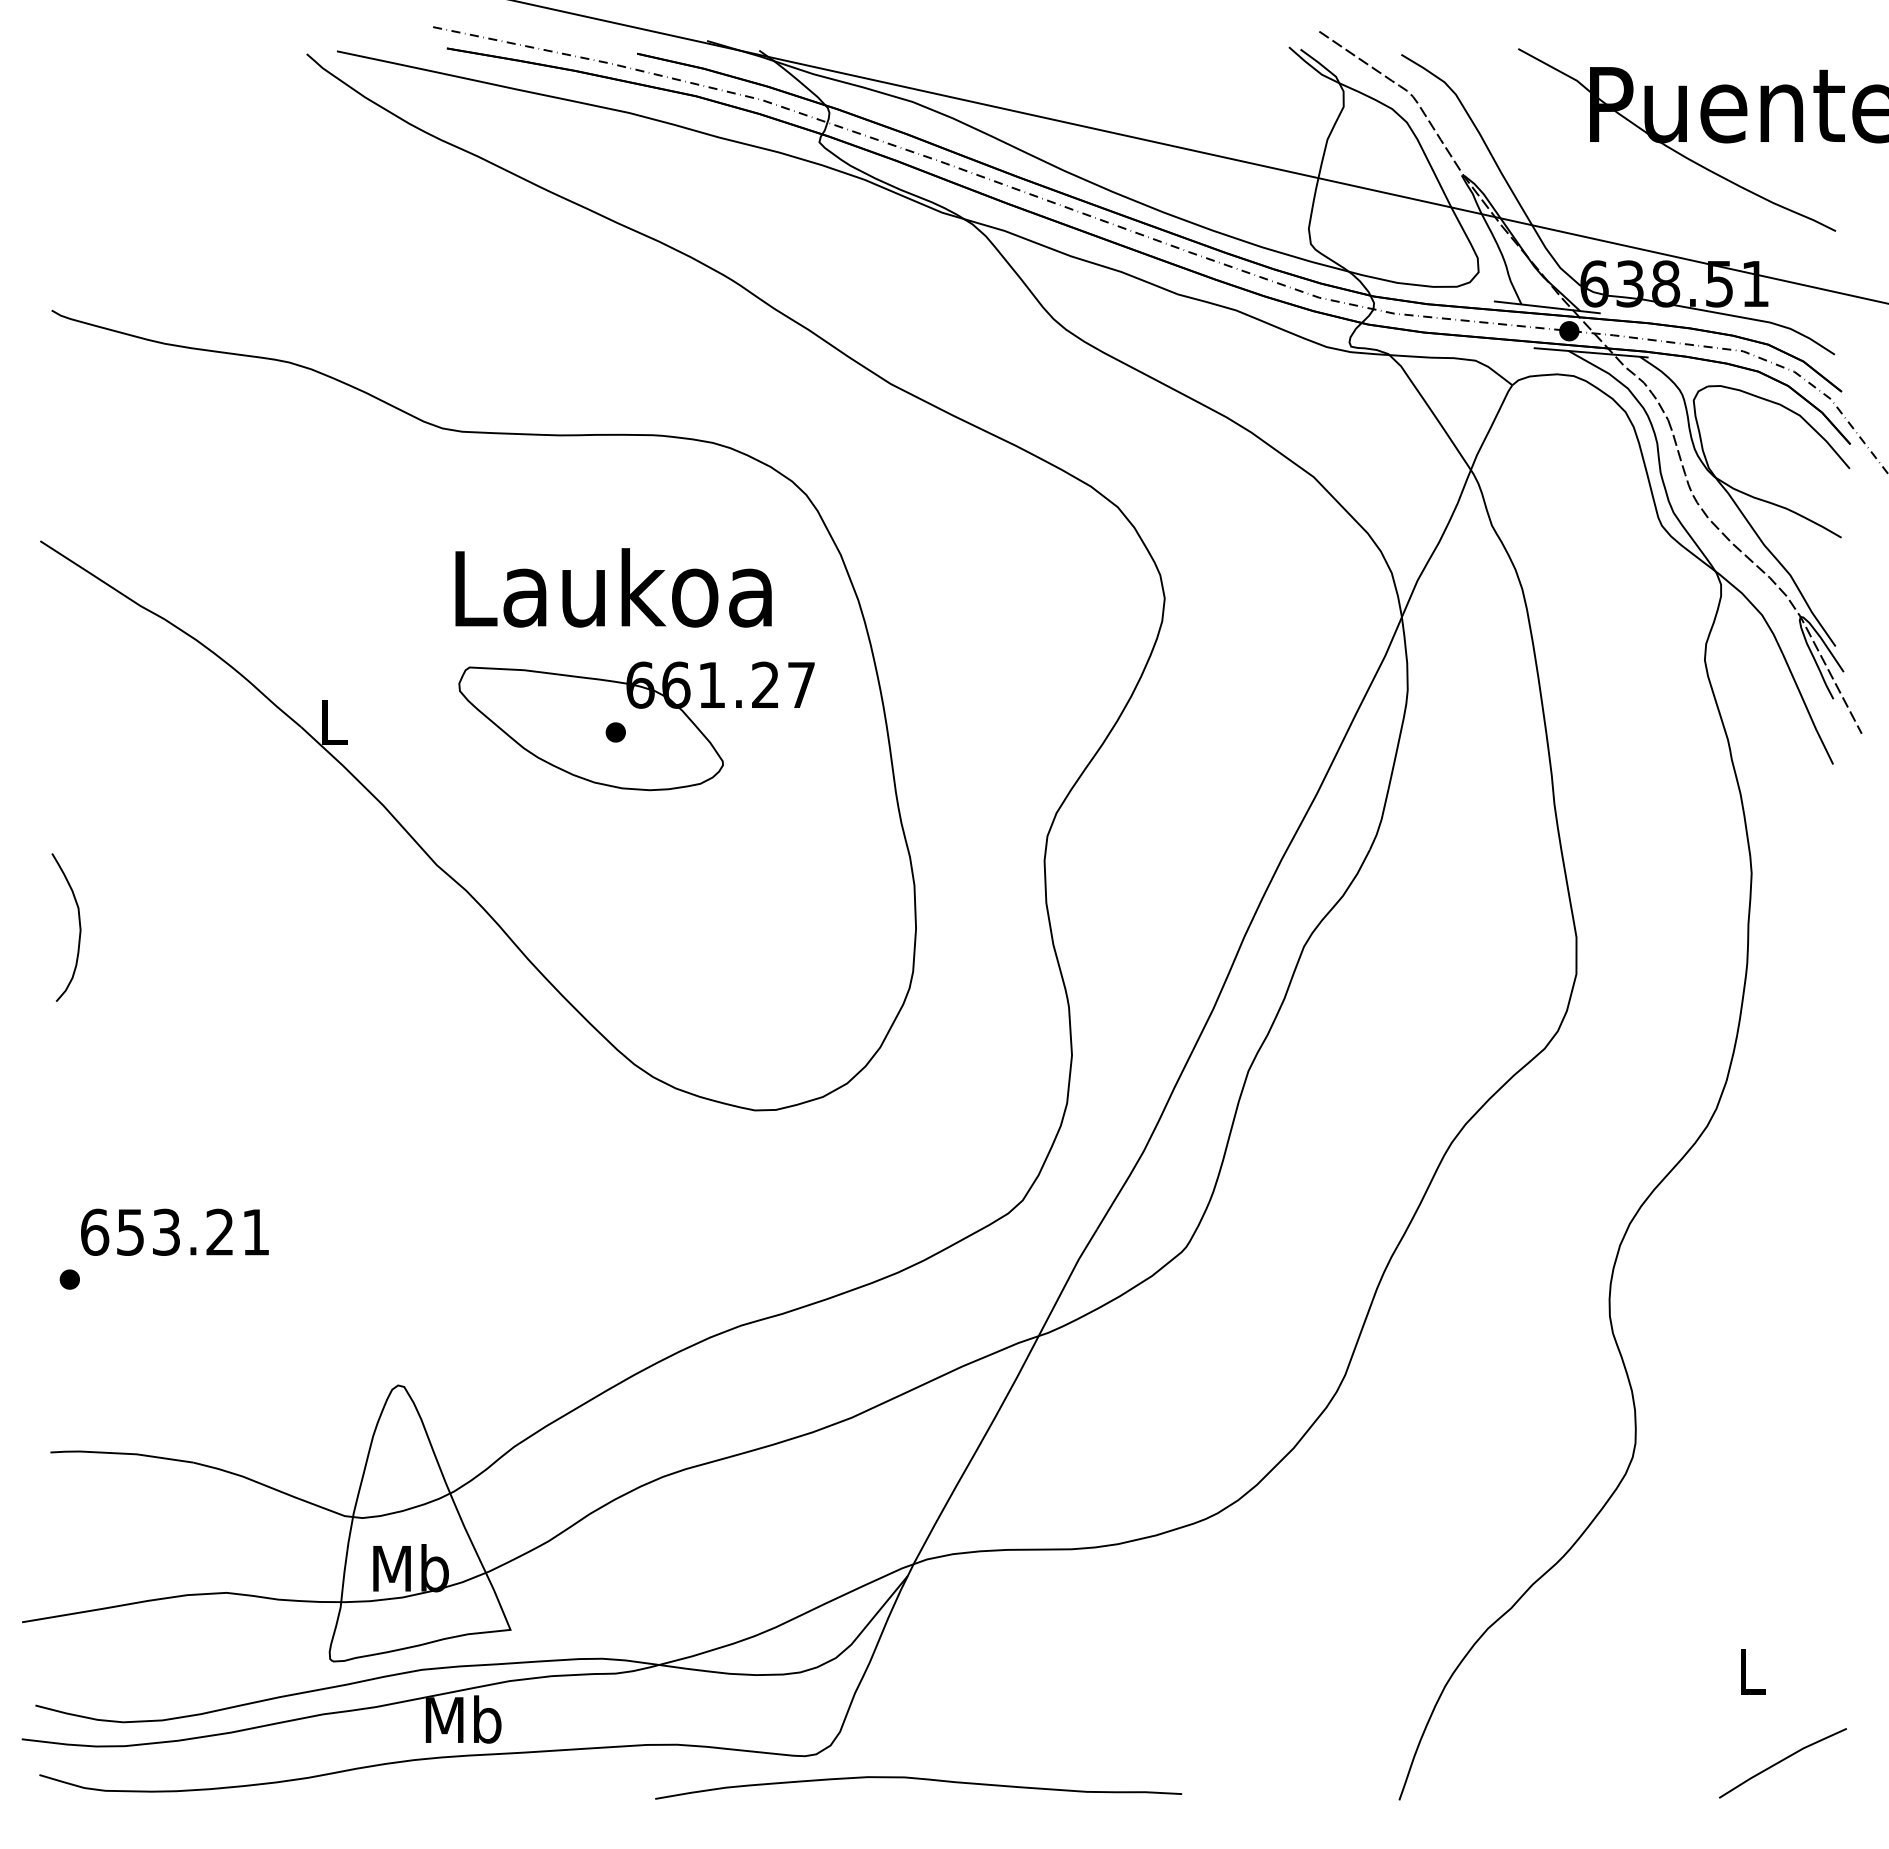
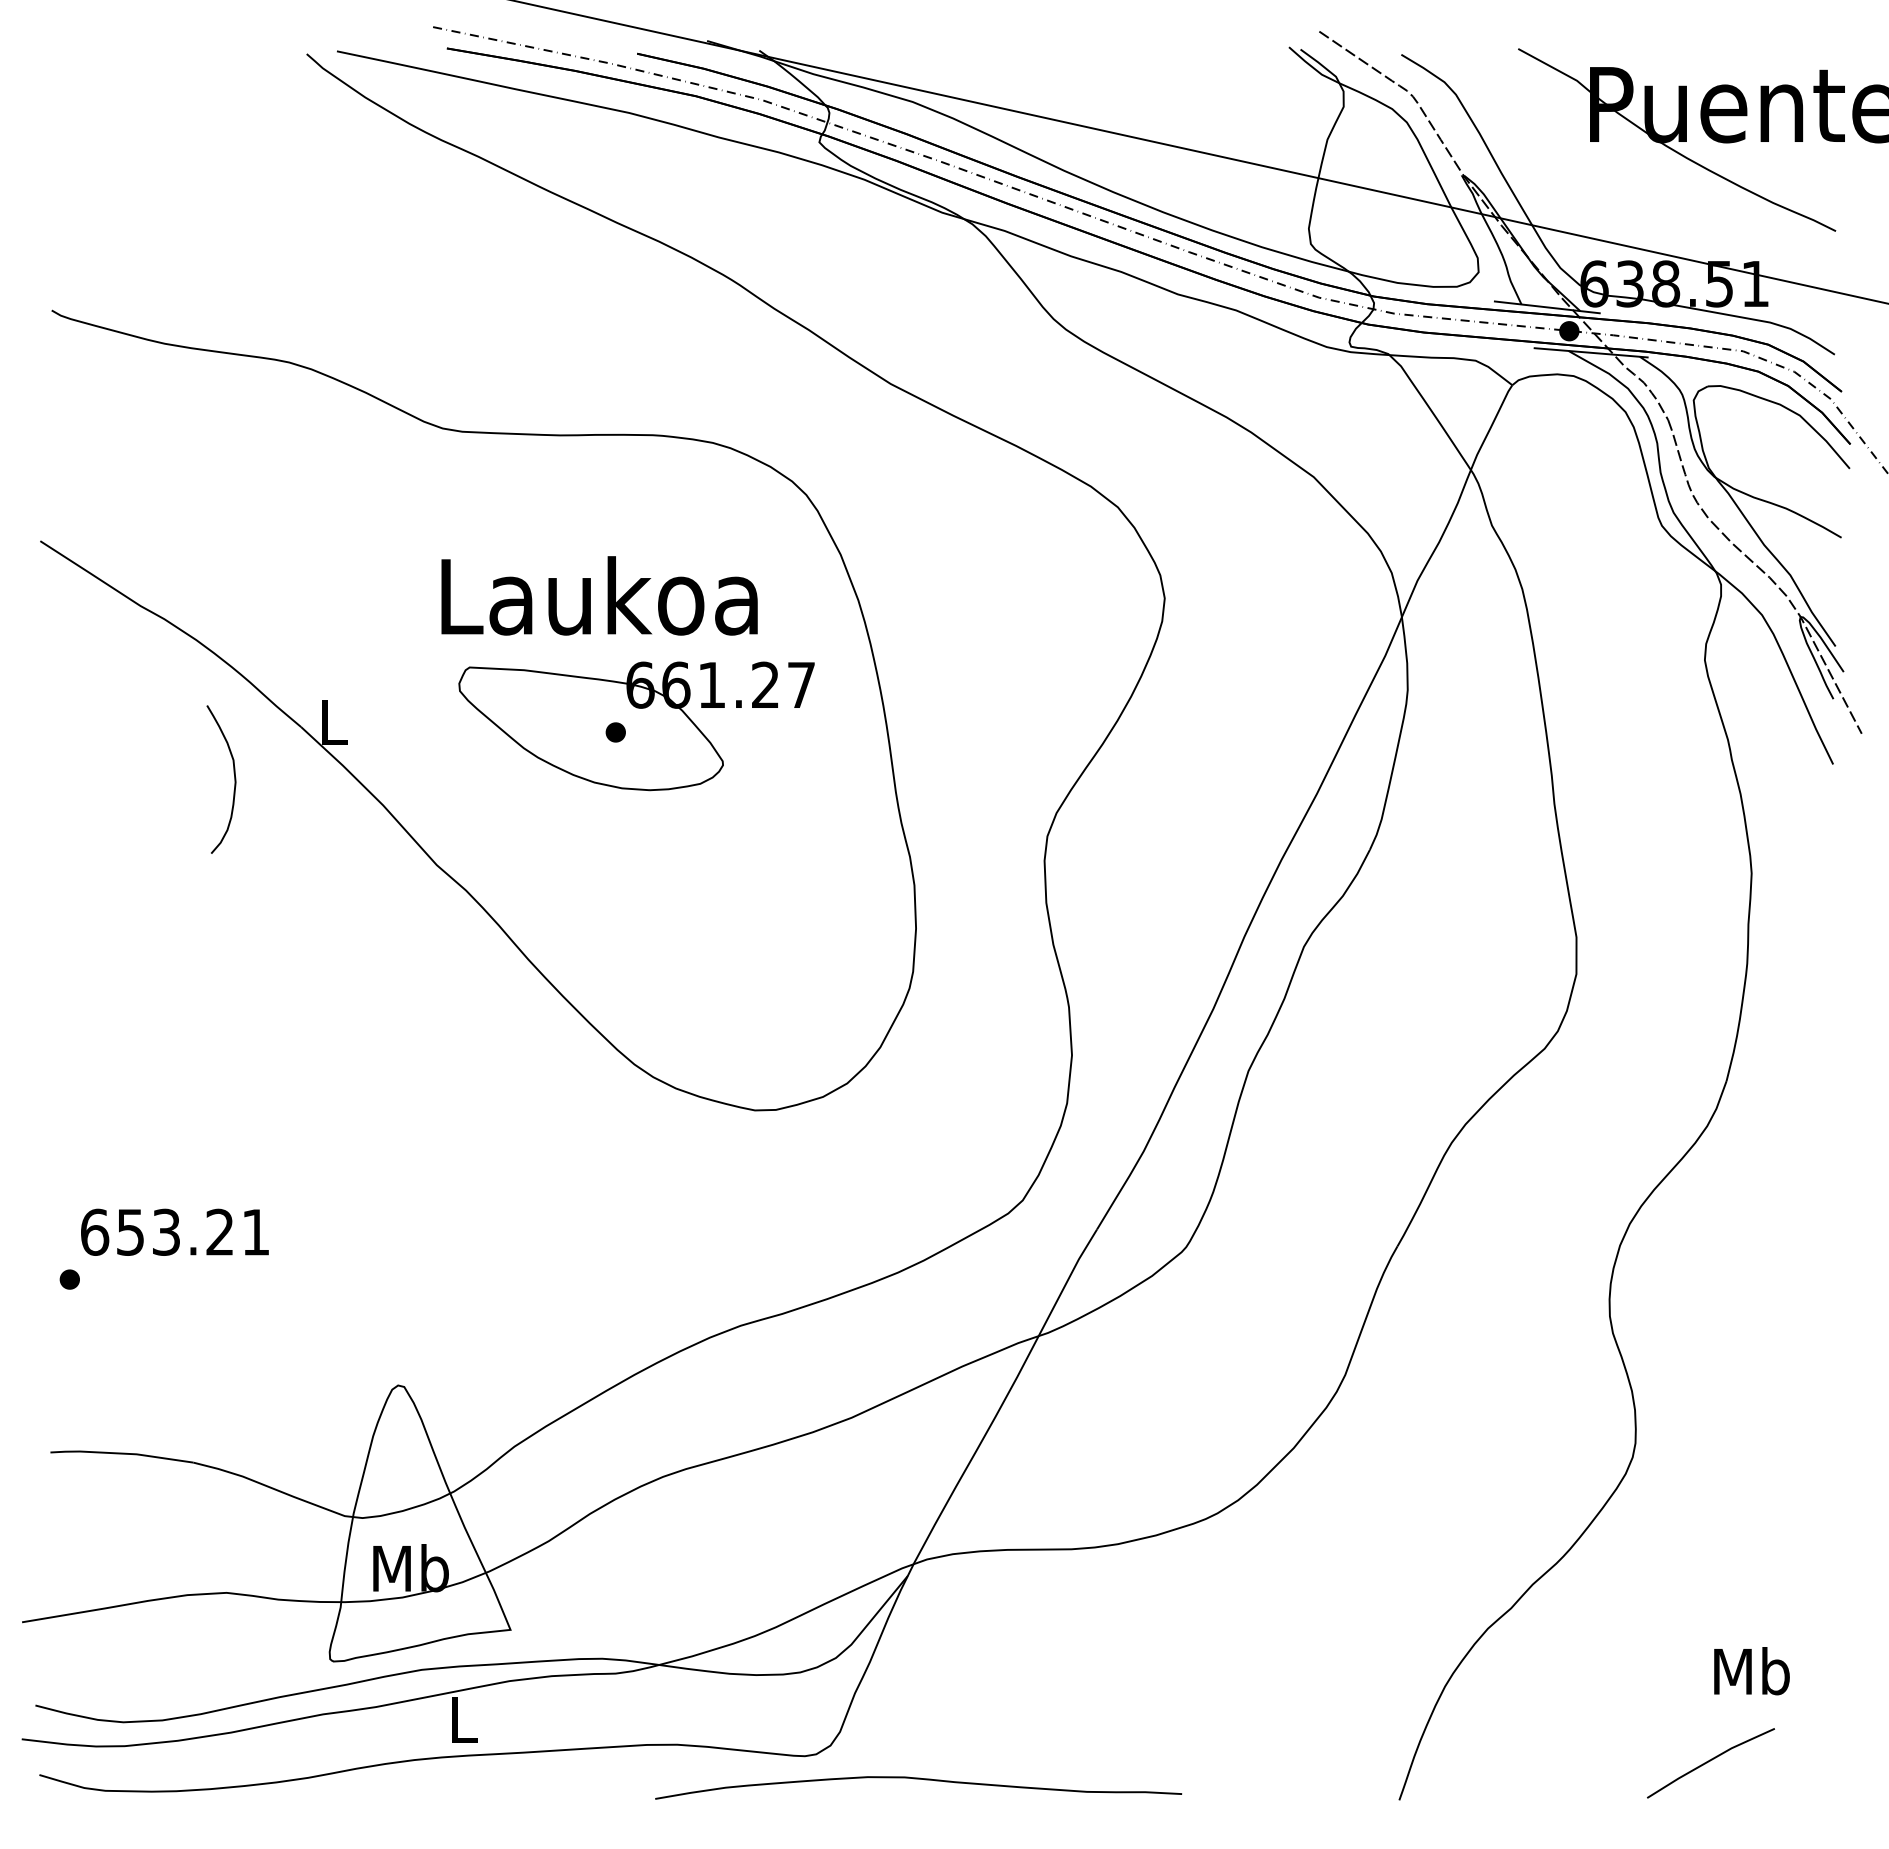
text position: (613, 587) -> (599, 595) (599, 595)
curve position: (79, 927) -> (234, 779) (234, 779)
text: L -> Mb (1751, 1671)
text: Mb -> L (463, 1719)
line position: (1782, 1761) -> (1710, 1761) (1710, 1761)
